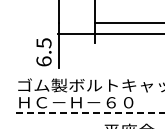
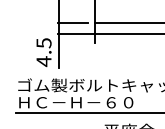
line: none -> present (72, 23)
text: 6.5 -> 4.5 (43, 61)
line: dashed -> solid (90, 112)
